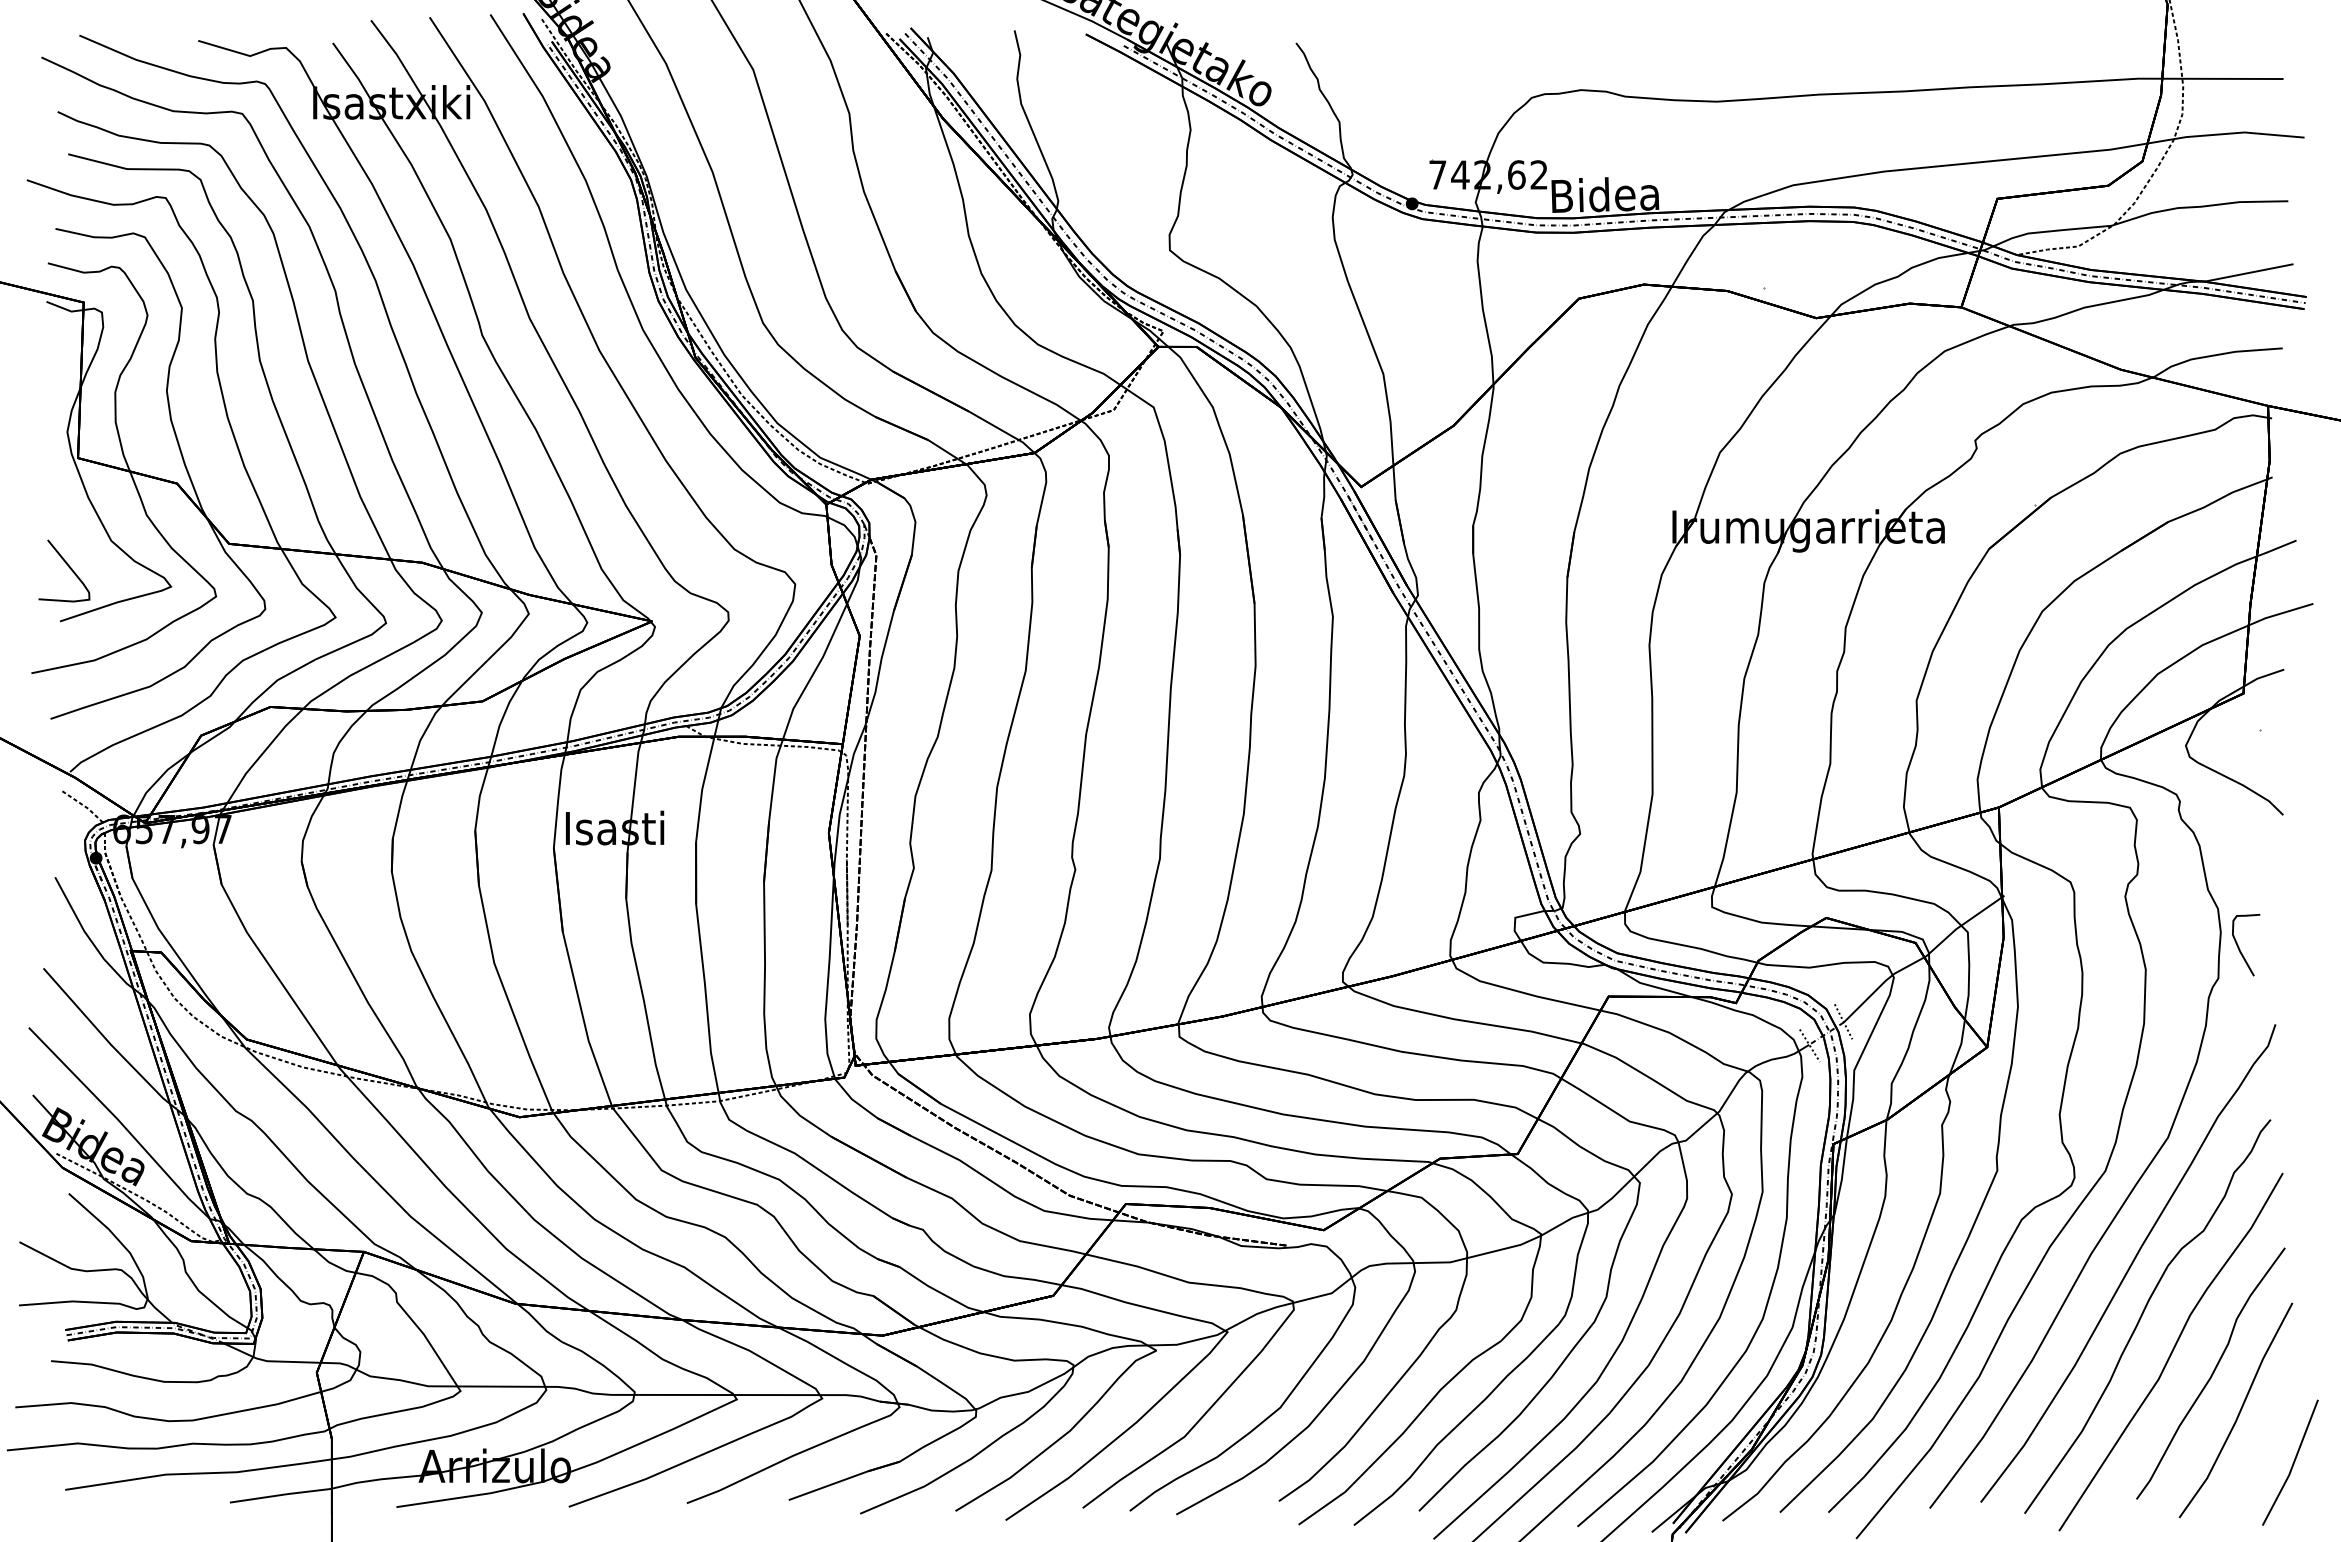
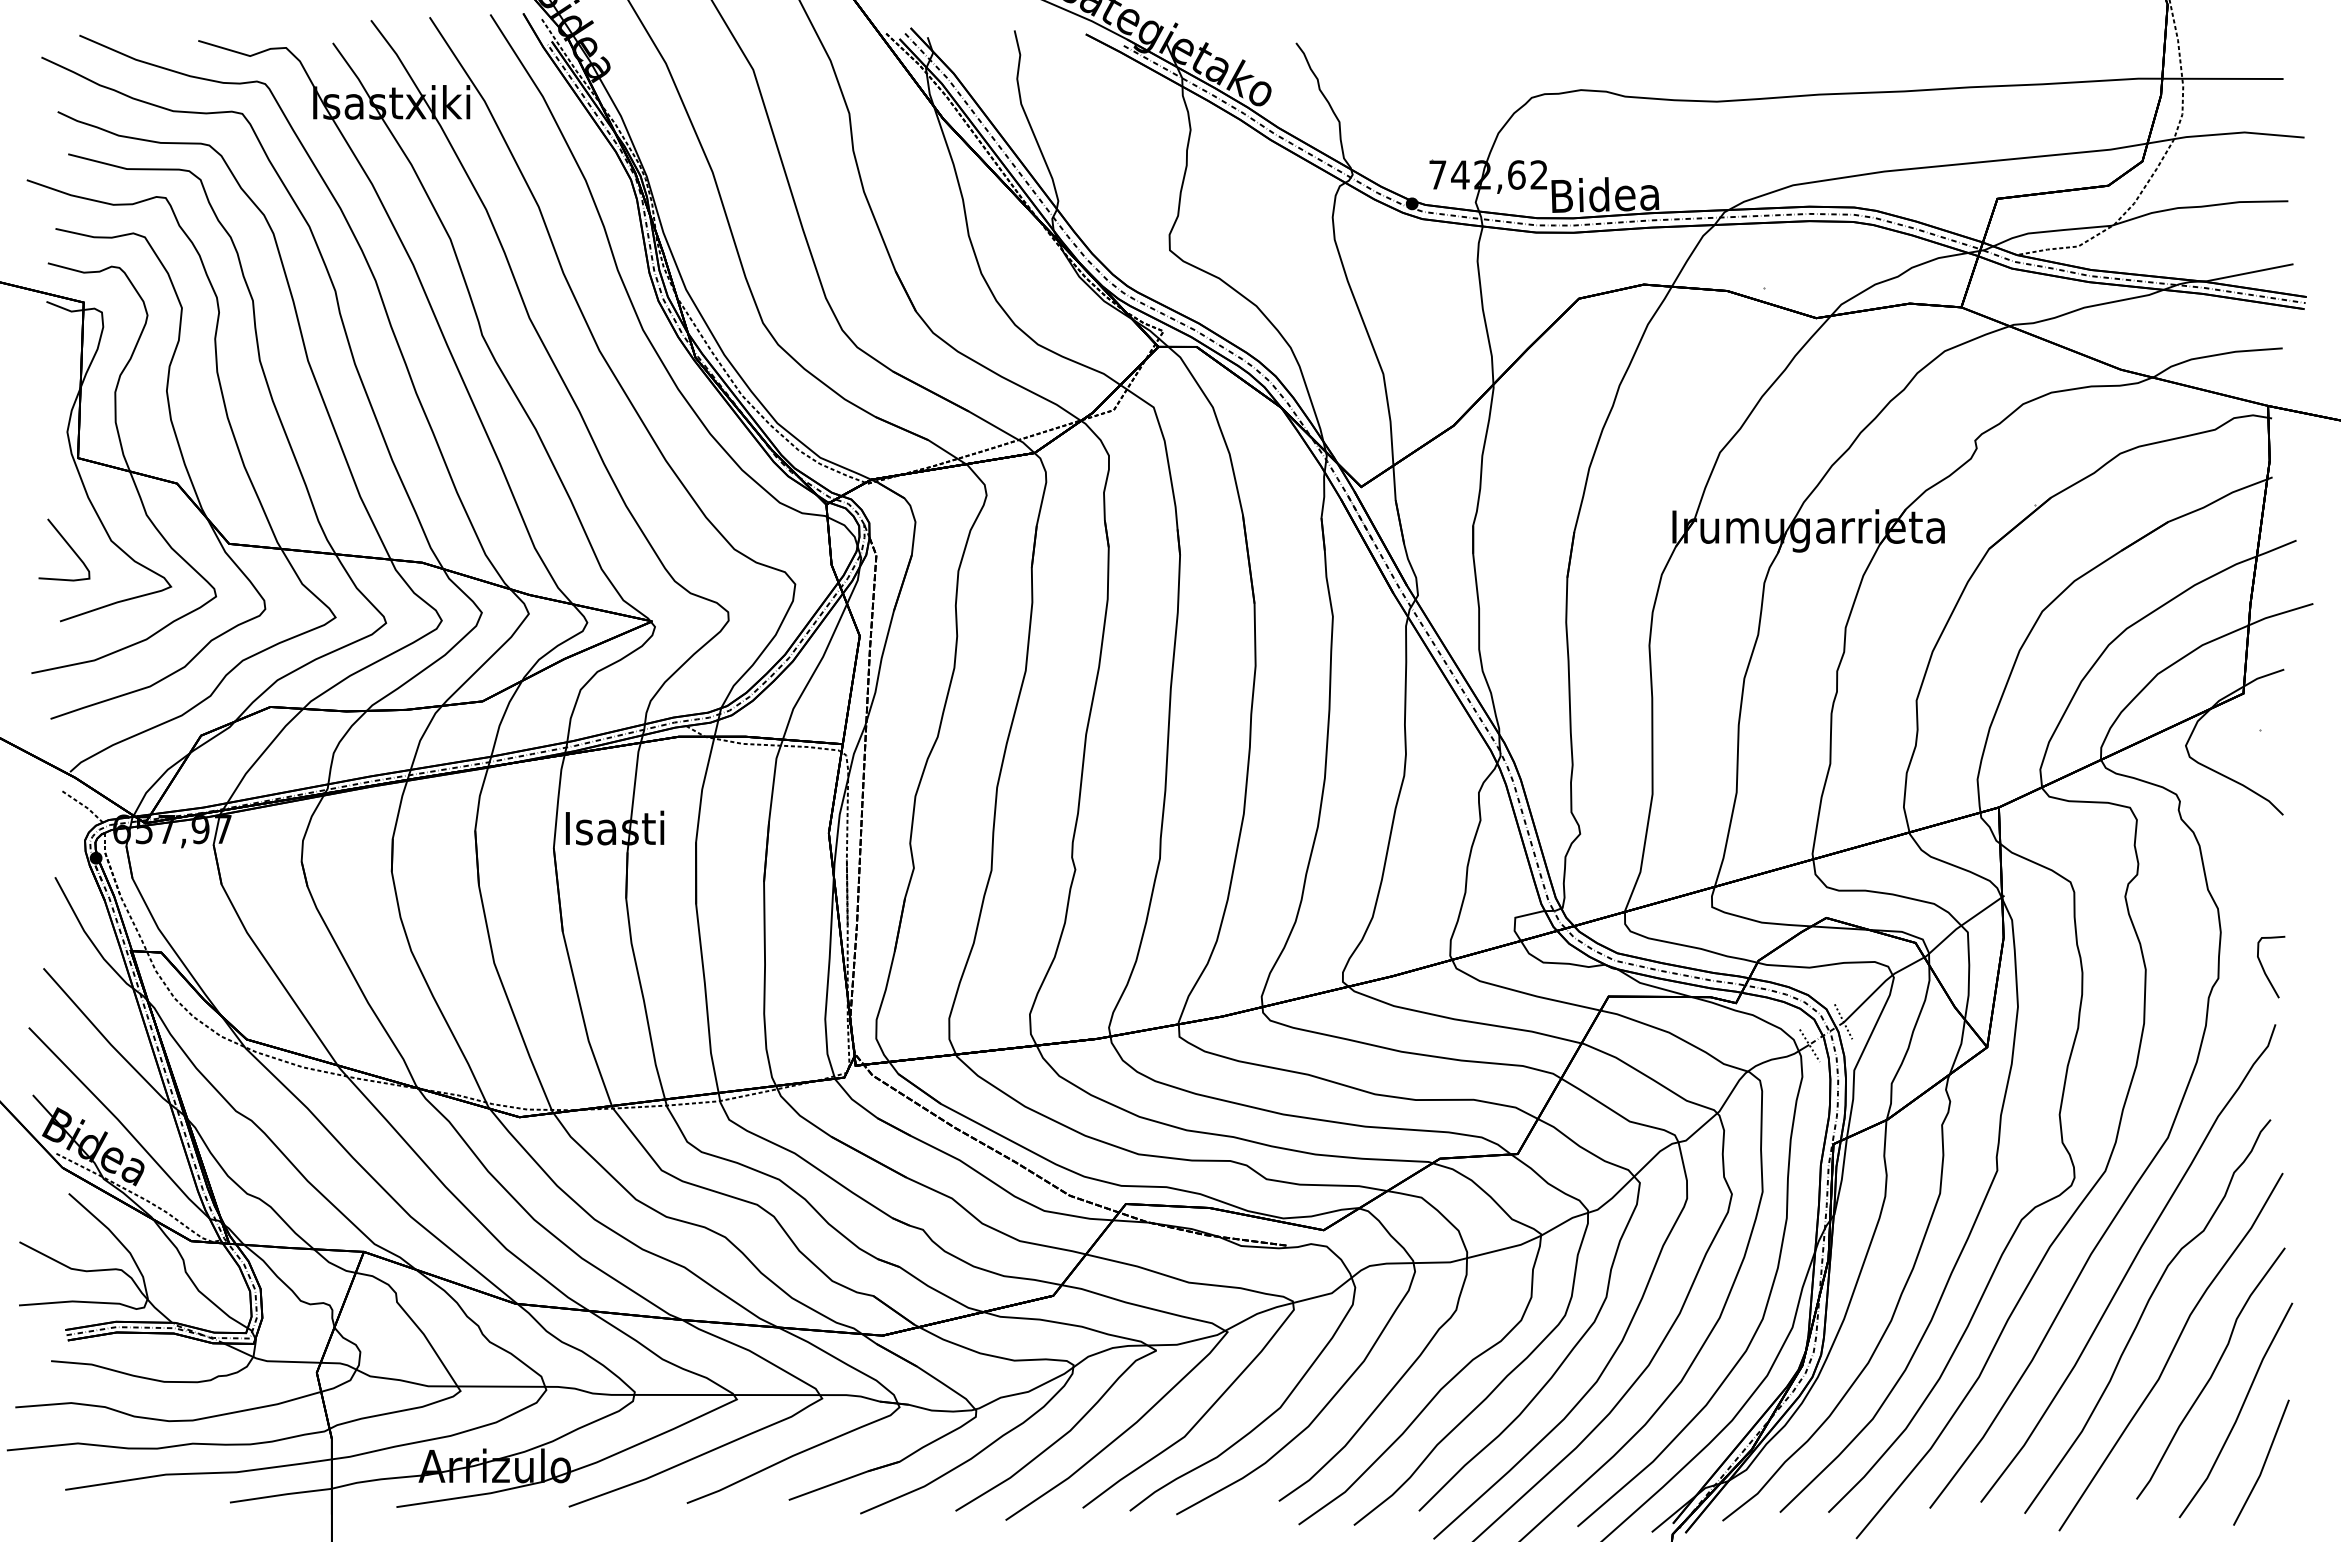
curve position: (68, 567) -> (68, 546) (68, 546)
curve position: (2239, 947) -> (2264, 969) (2264, 969)
line position: (2292, 1463) -> (2263, 1463) (2263, 1463)
